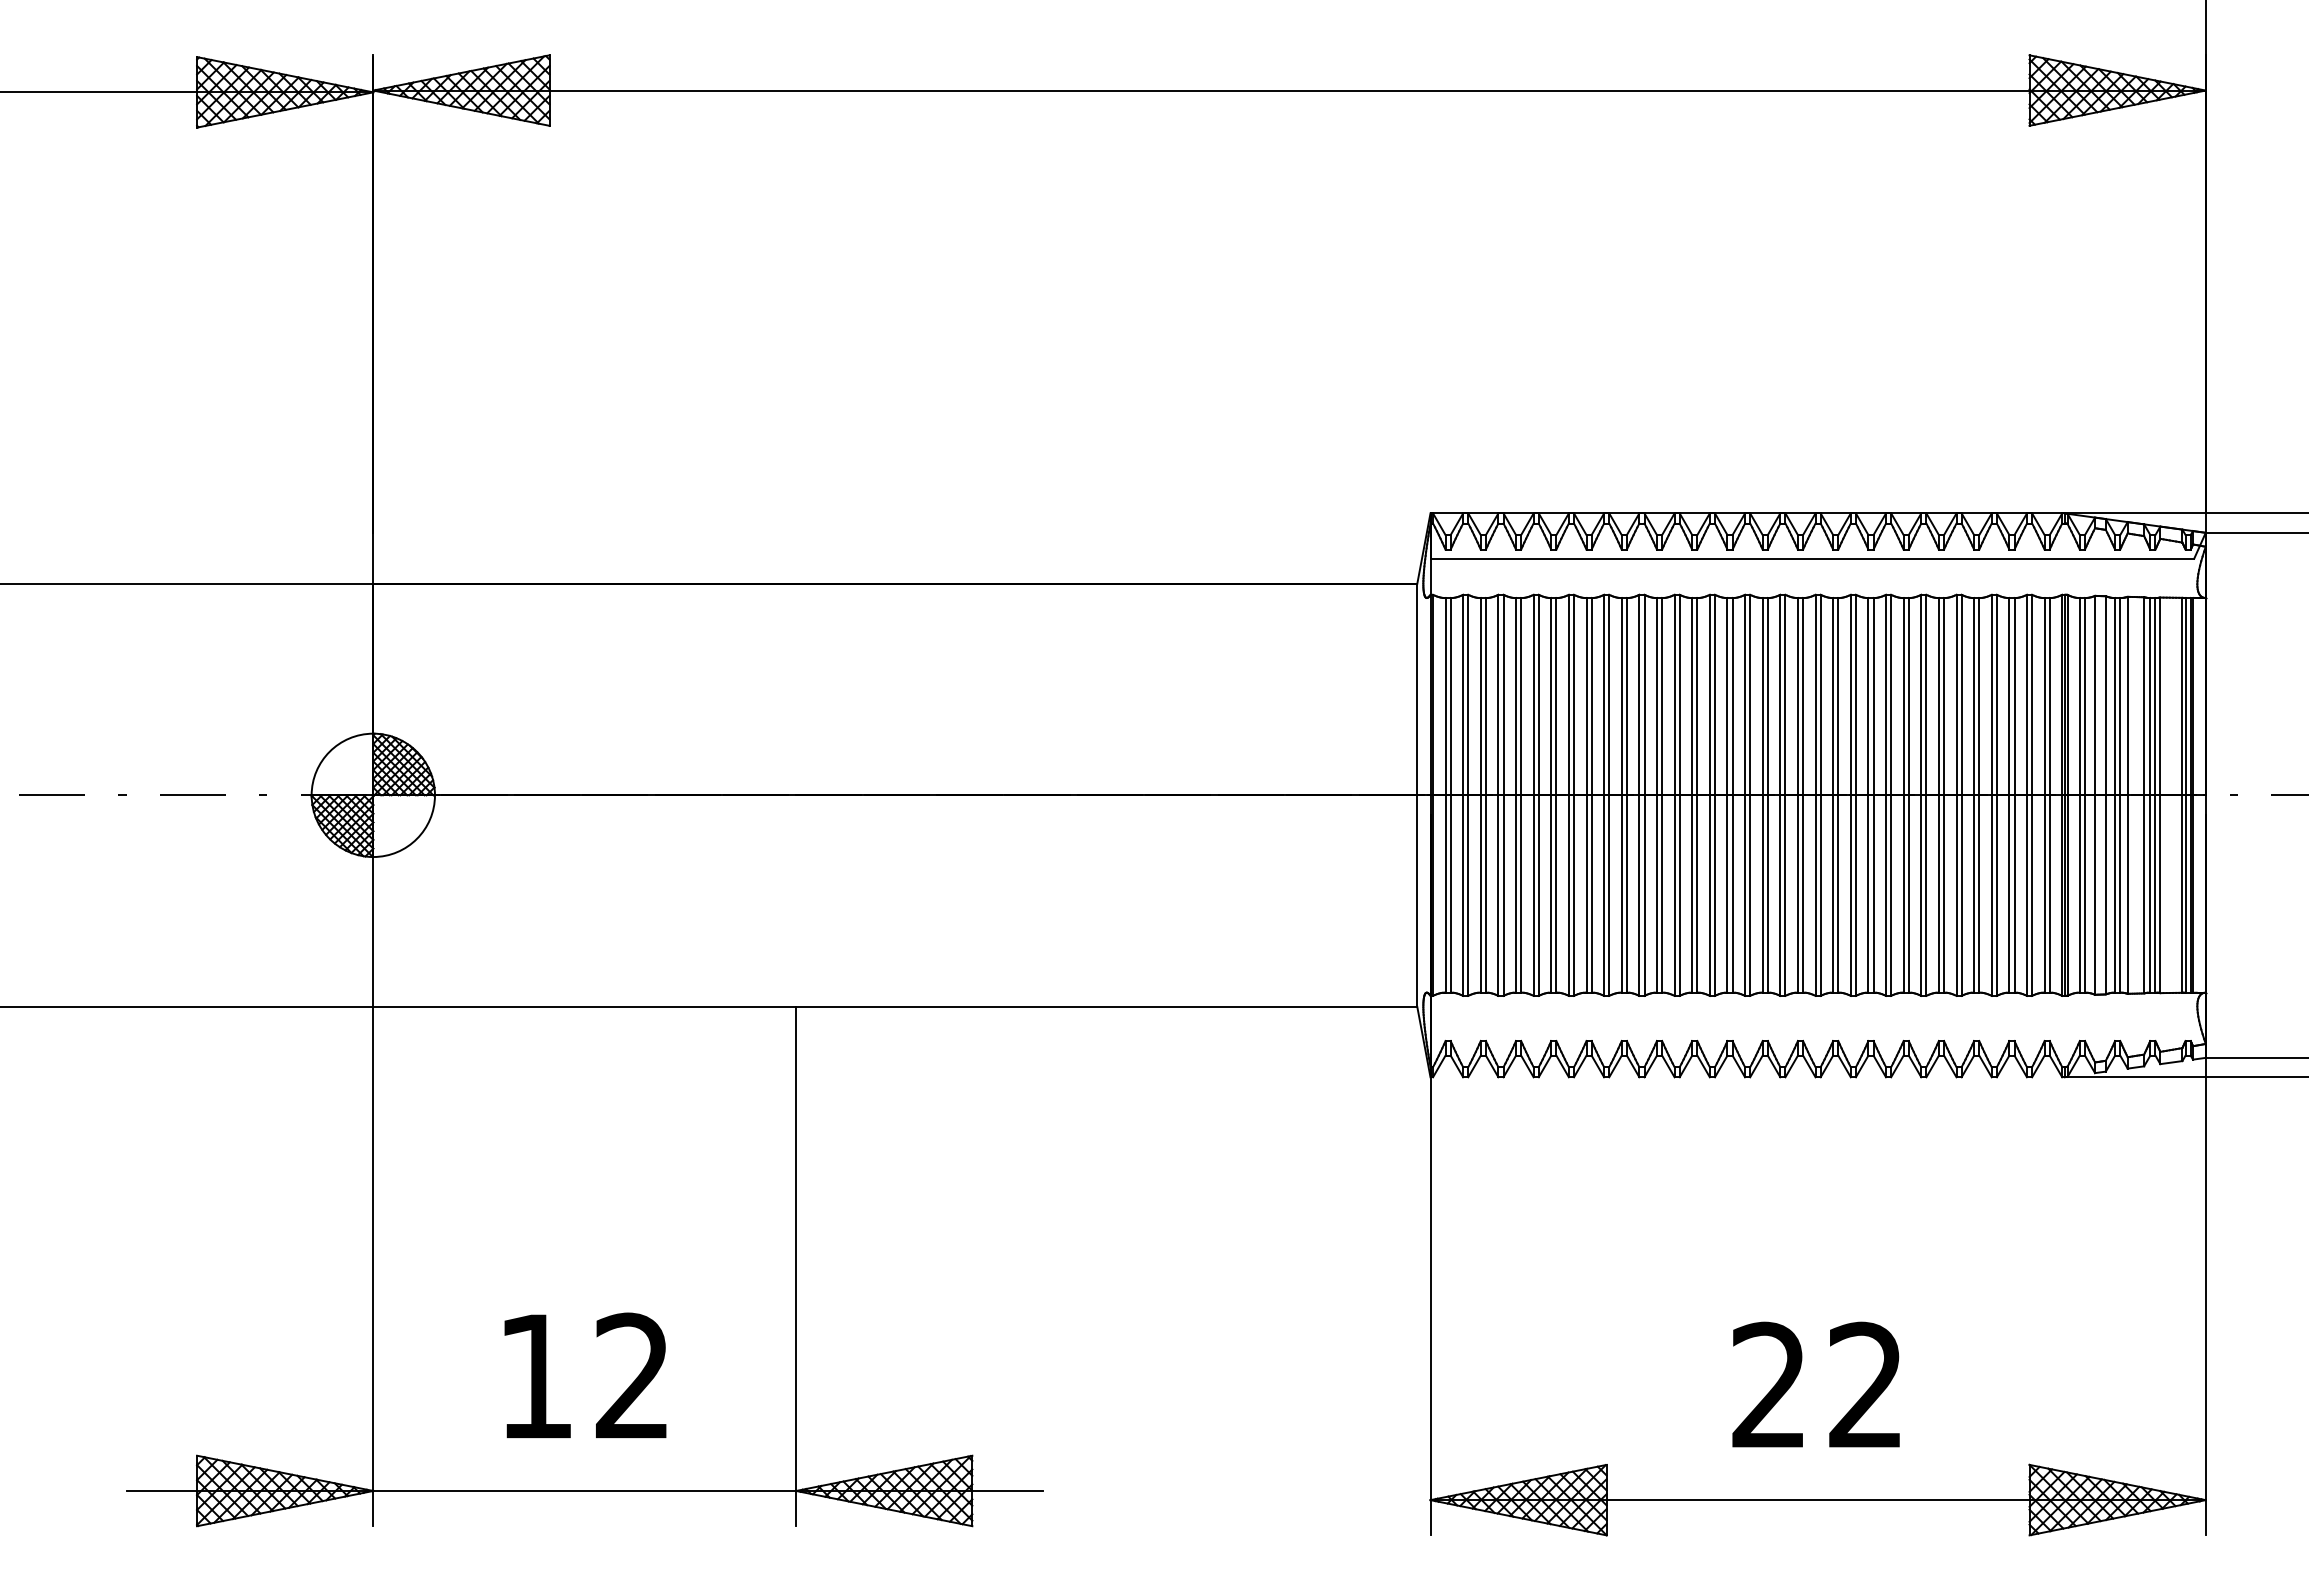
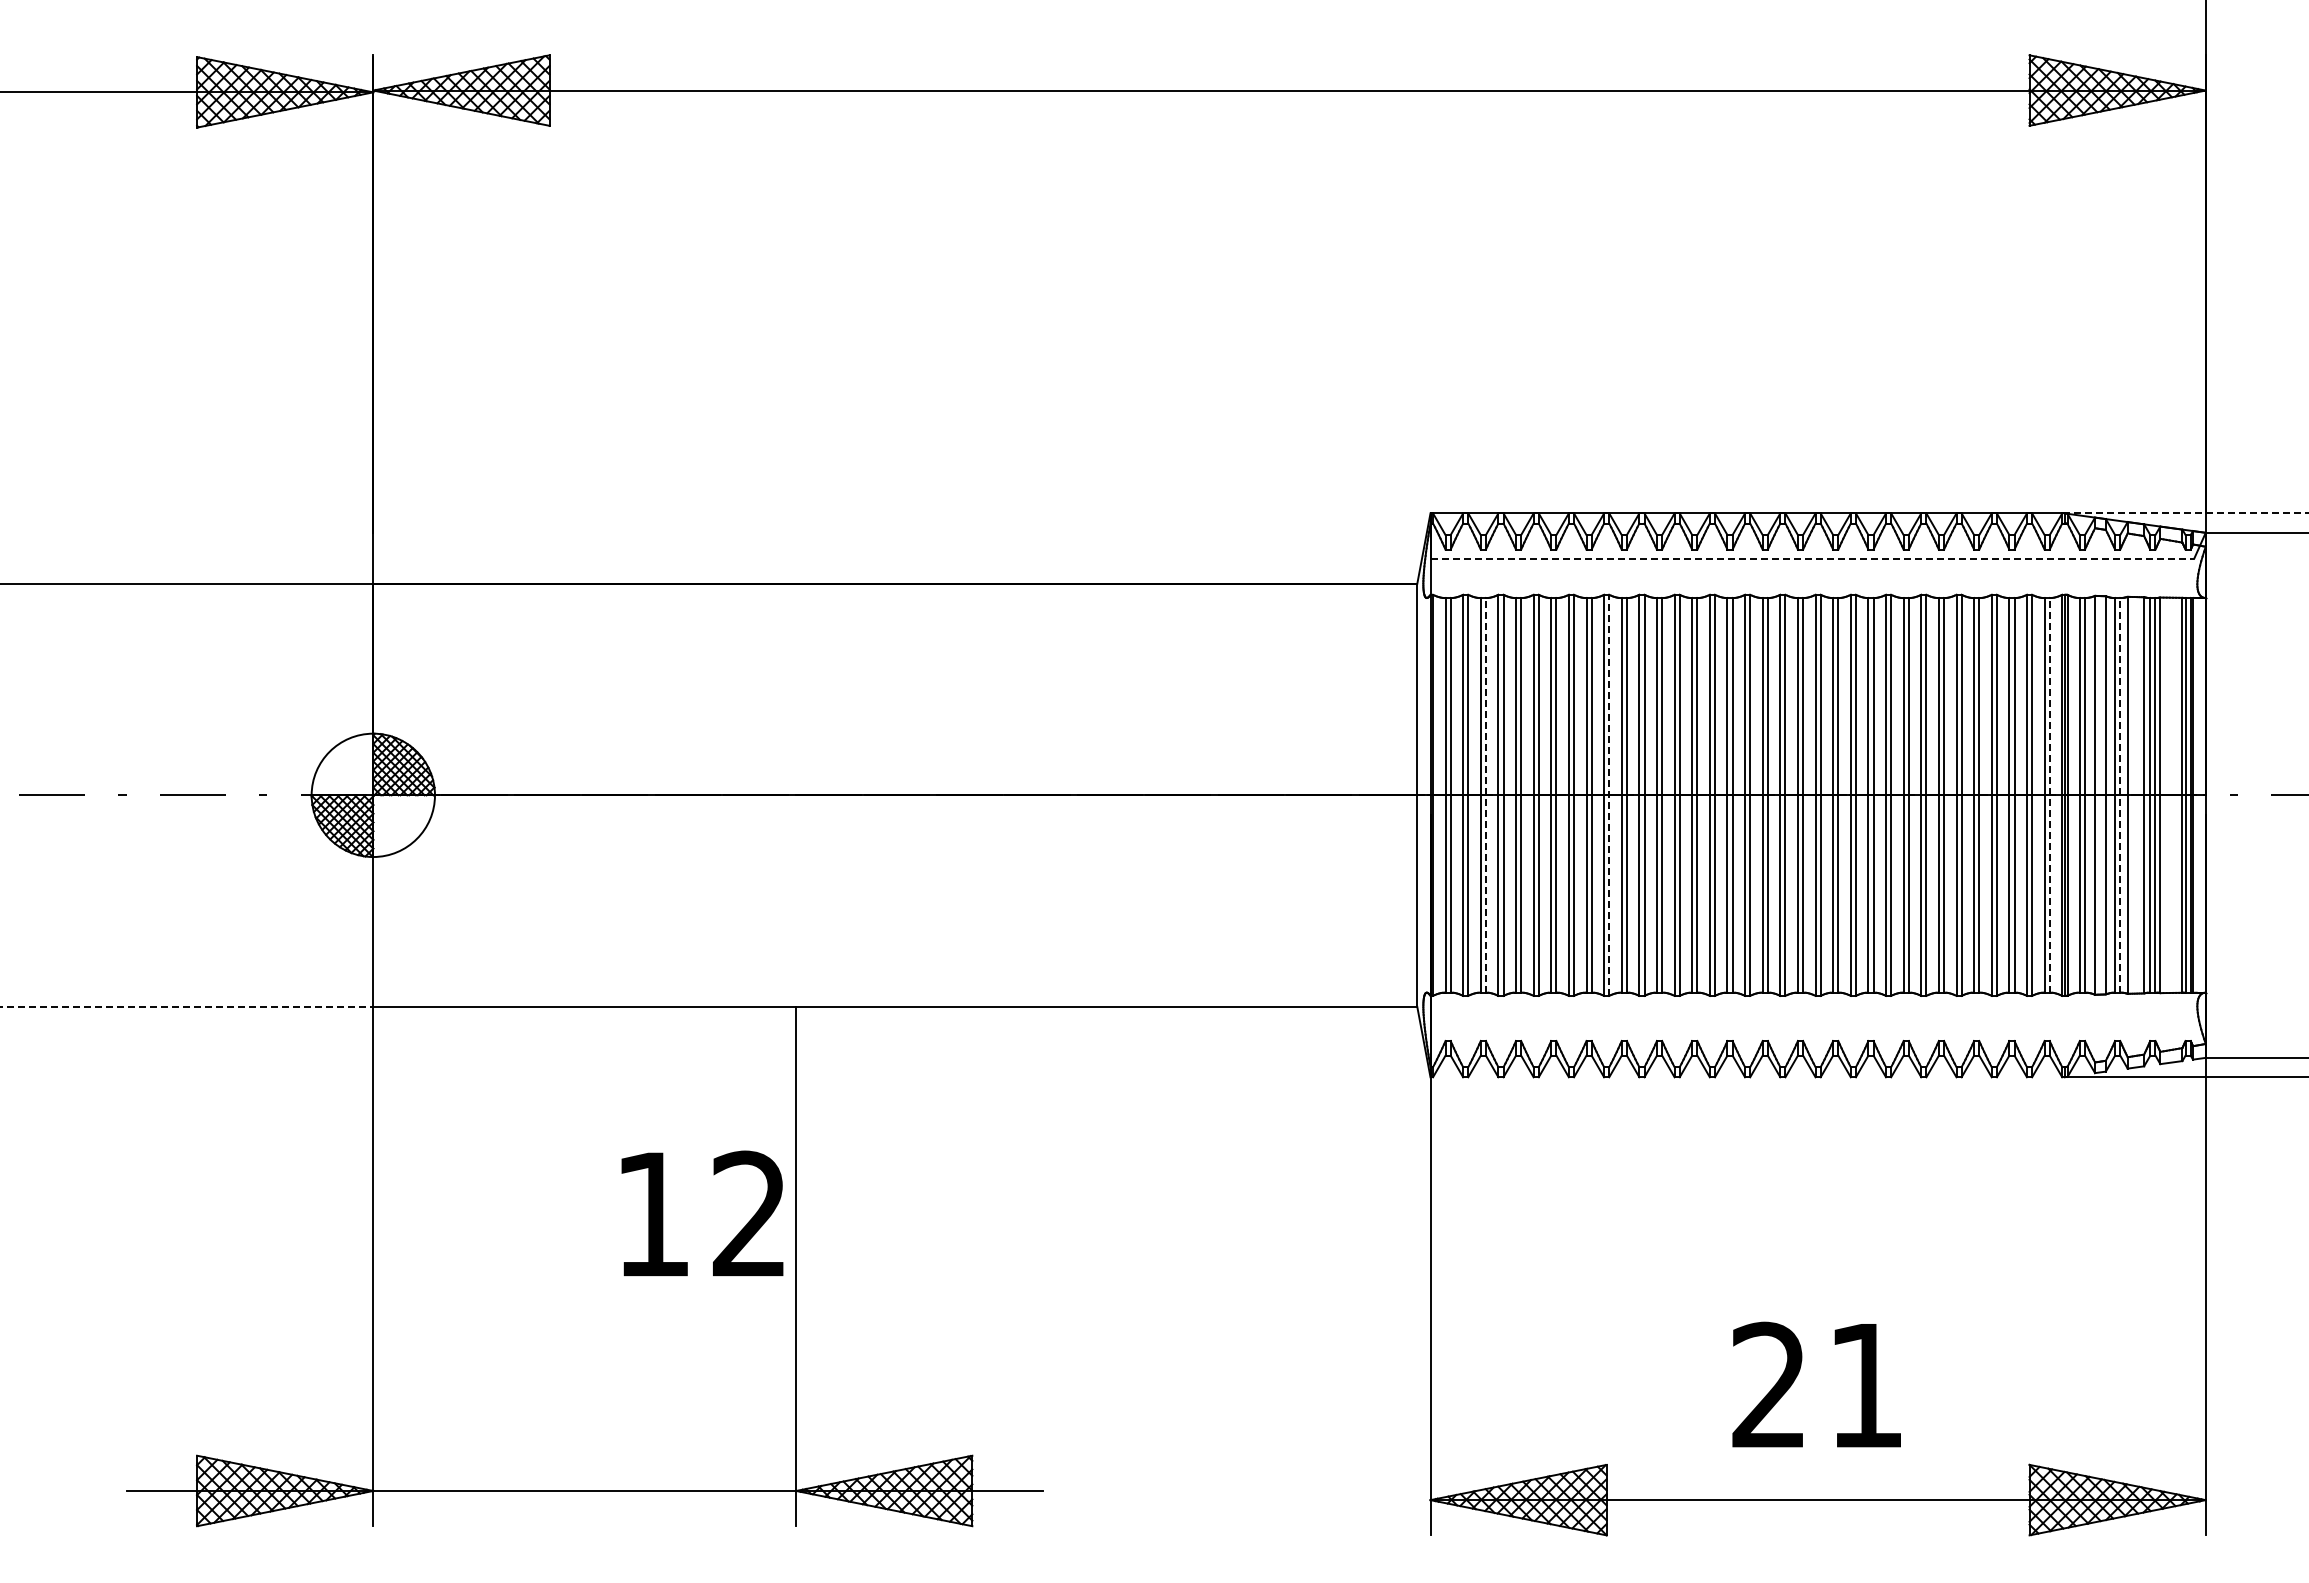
line: solid -> dashed (2186, 513)
line: solid -> dashed (1812, 558)
line: solid -> dashed (1485, 794)
line: solid -> dashed (2049, 794)
line: solid -> dashed (2120, 794)
line: solid -> dashed (1609, 795)
line: solid -> dashed (187, 1006)
text position: (585, 1374) -> (702, 1212) (702, 1212)
text: 22 -> 21 (1864, 1384)
